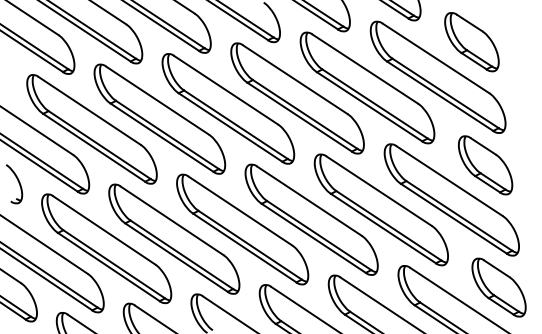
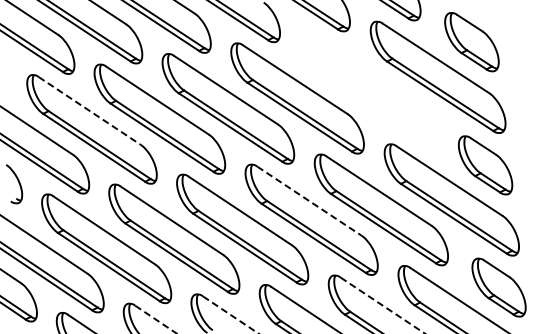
part: present -> none (367, 87)
line: solid -> dashed (90, 111)
line: solid -> dashed (309, 201)
line: solid -> dashed (383, 305)
line: solid -> dashed (231, 315)
line: solid -> dashed (156, 320)
